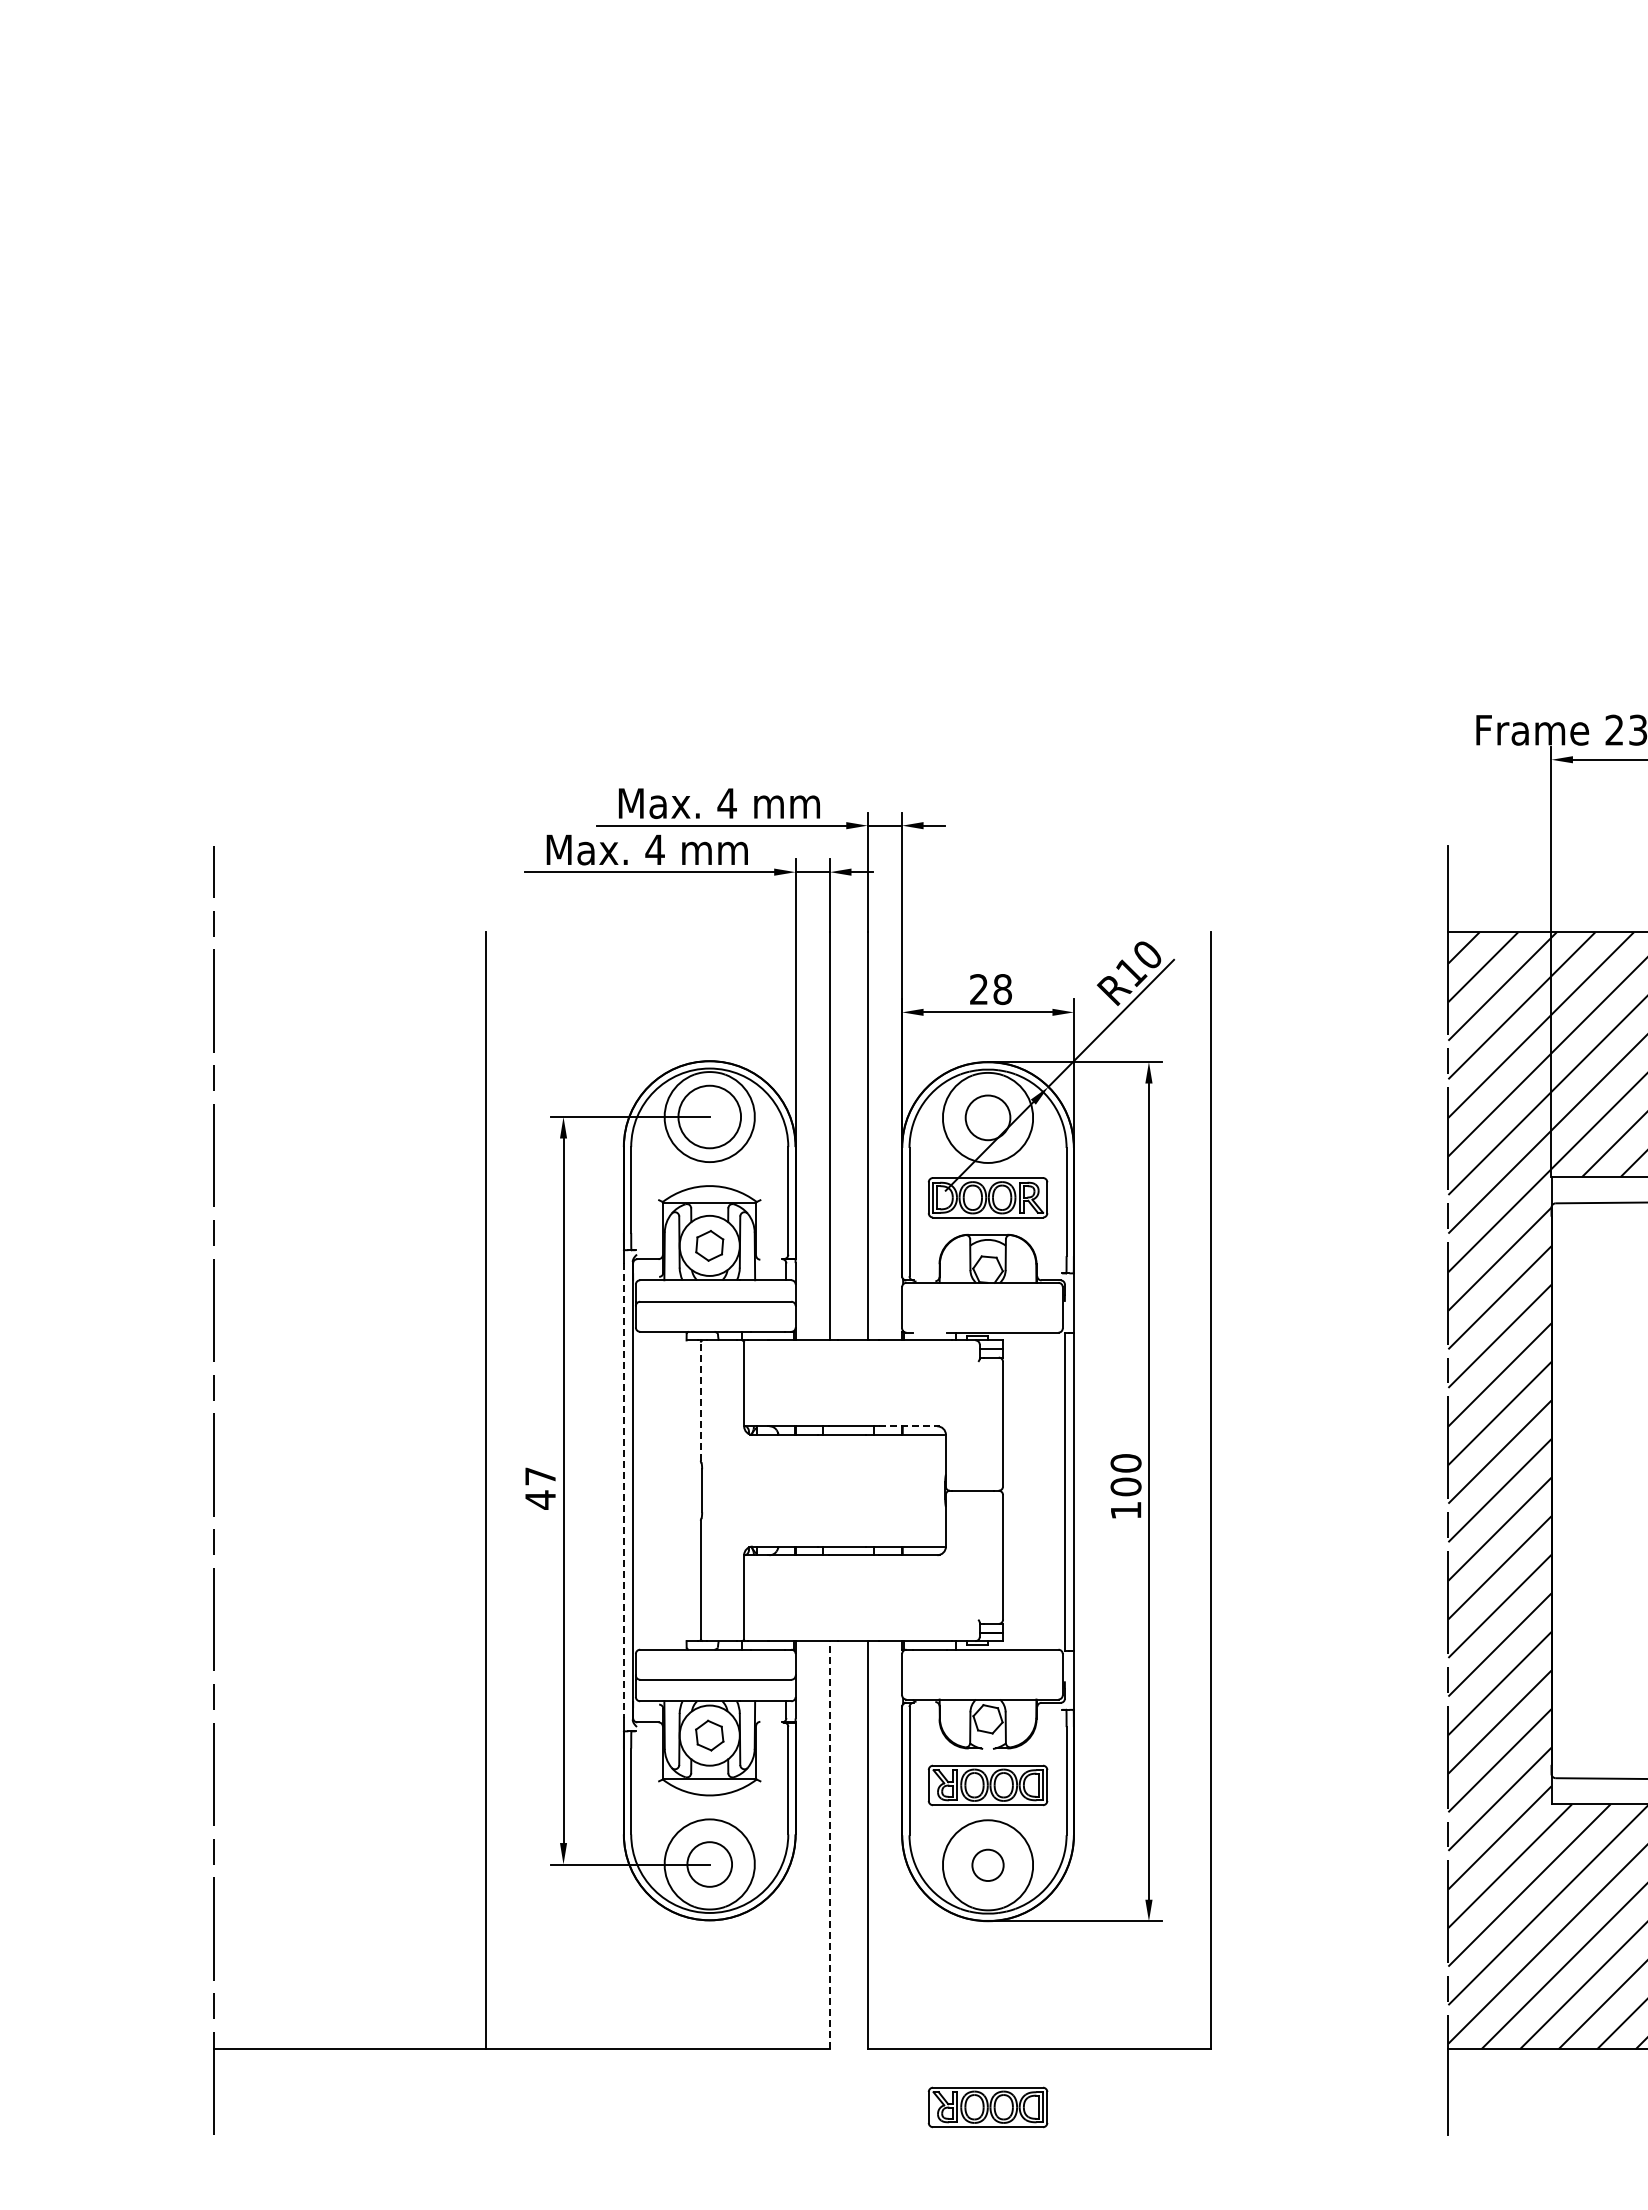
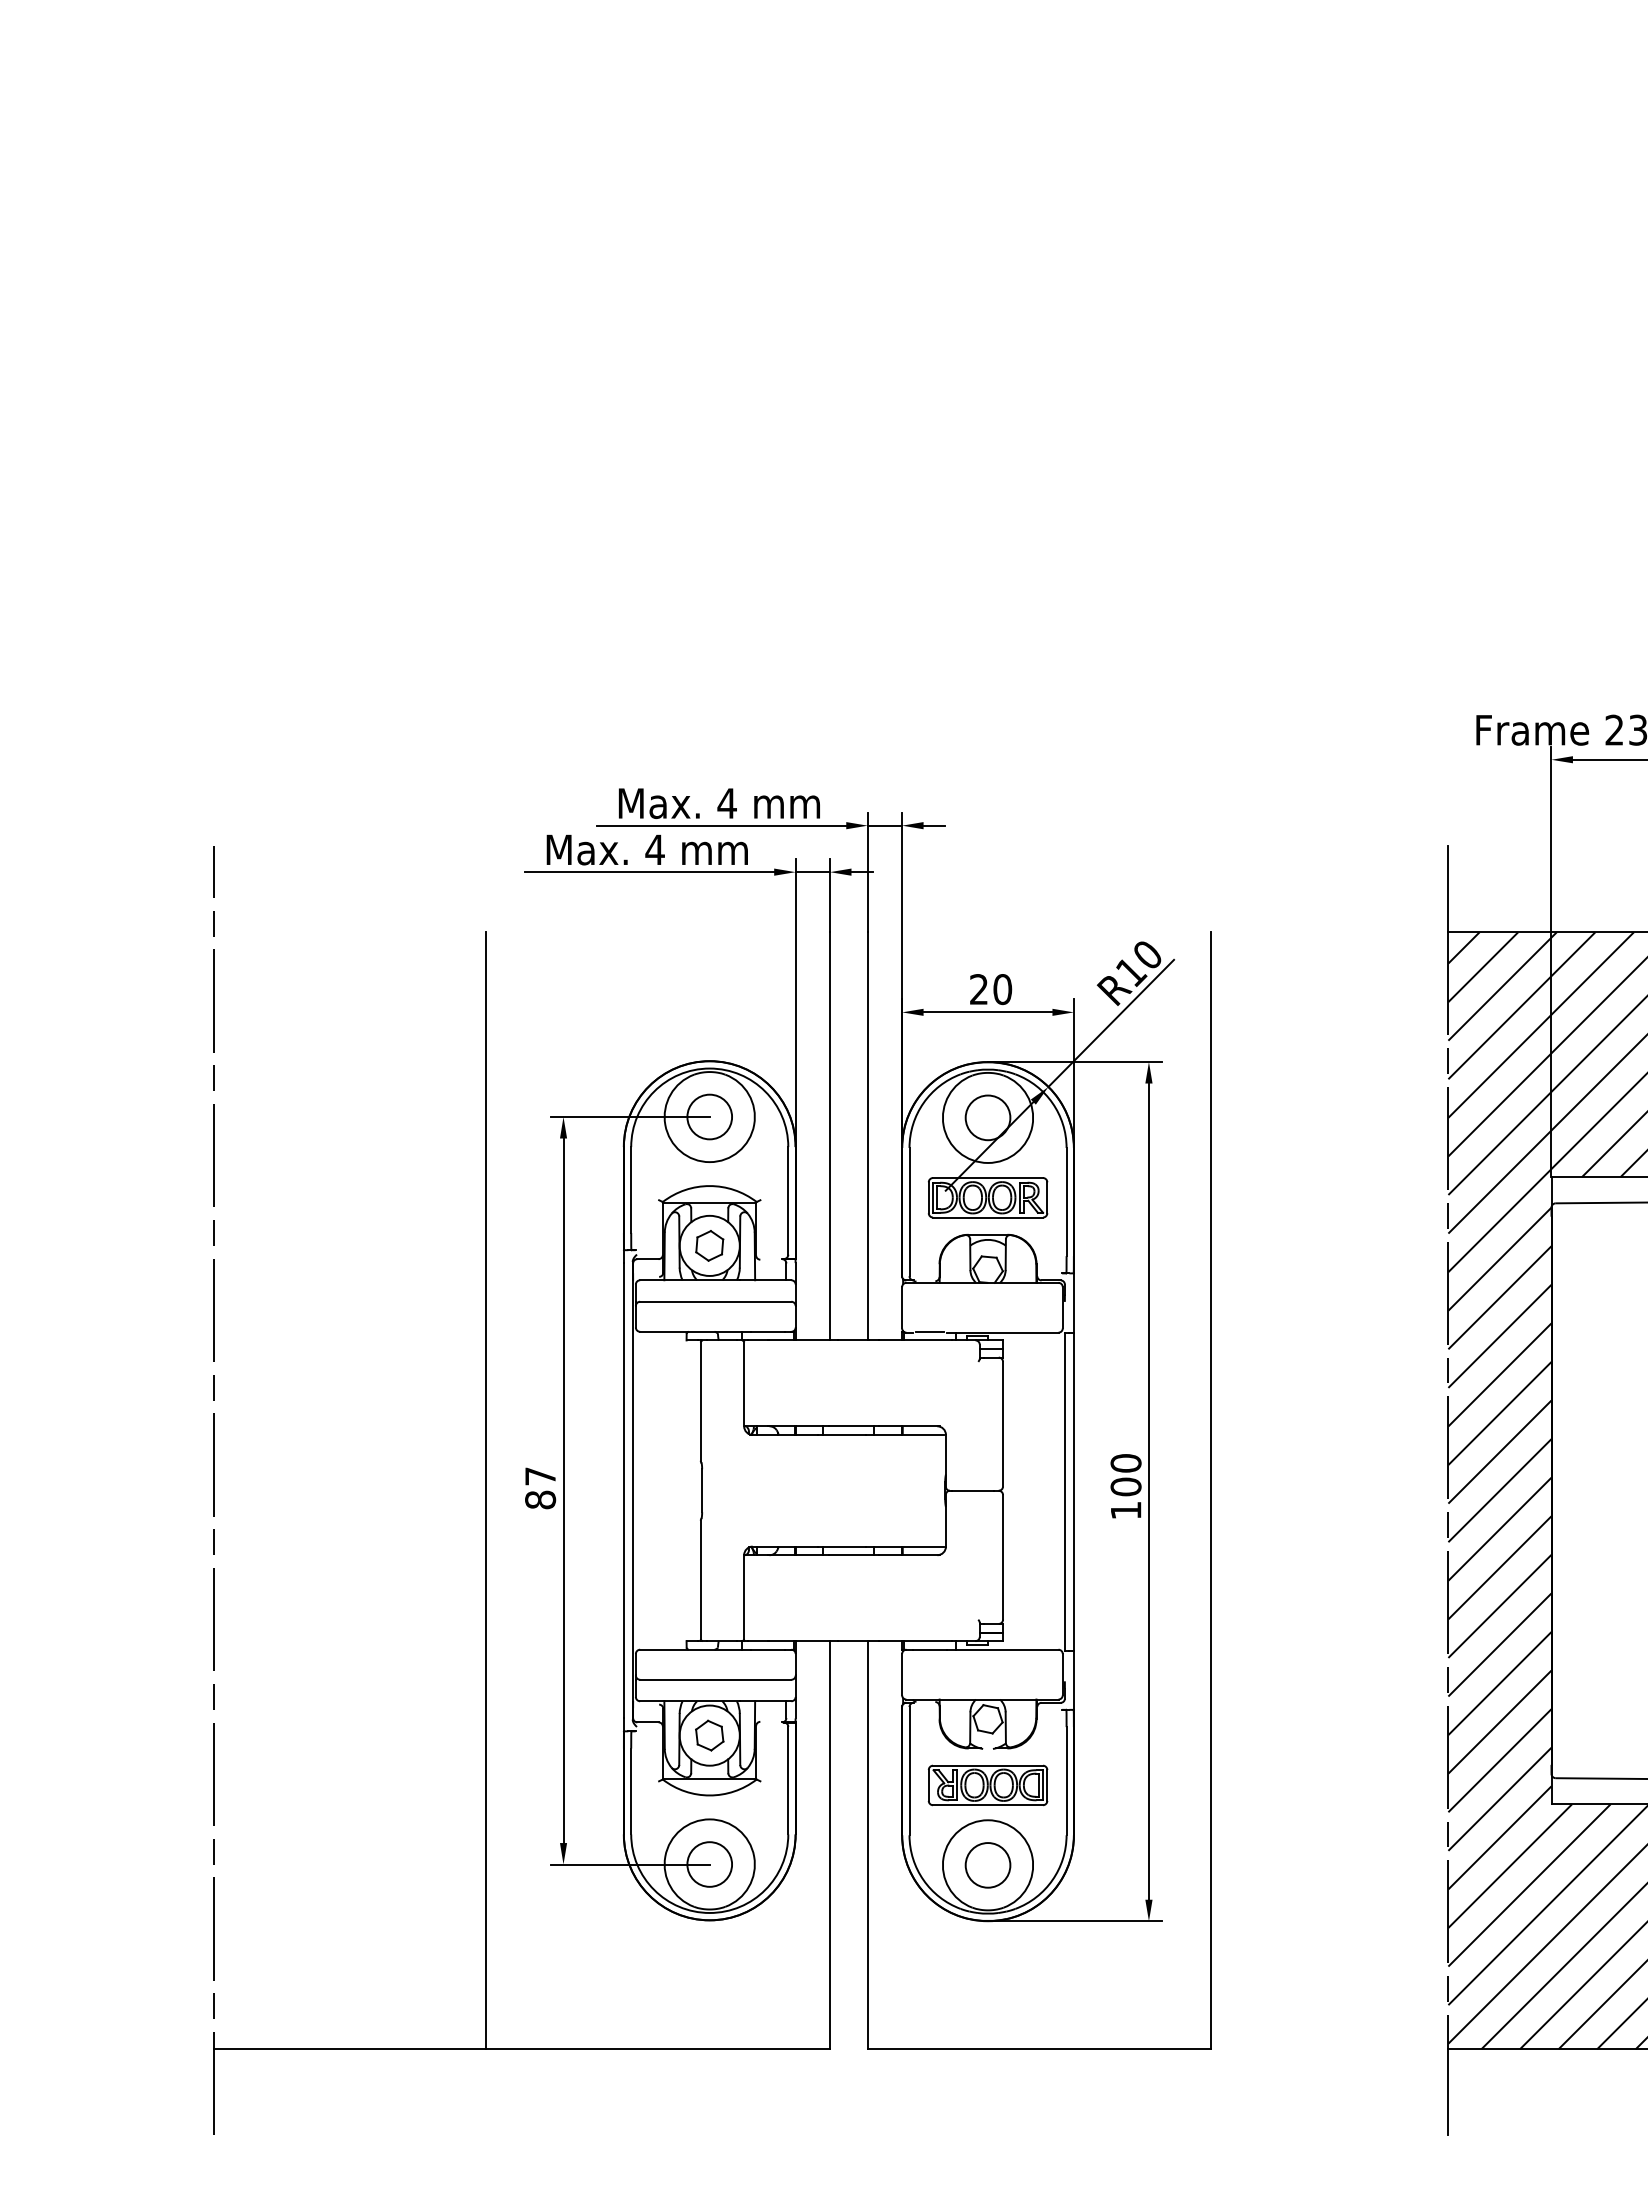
text: 28 -> 20 (1002, 989)
circle diameter: 63 px -> 45 px (709, 1116)
line: none -> present (929, 1331)
line: dashed -> solid (700, 1401)
line: dashed -> solid (909, 1426)
line: dashed -> solid (623, 1490)
text: 47 -> 87 (540, 1499)
line: dashed -> solid (830, 1844)
circle diameter: 31 px -> 45 px (987, 1865)
part: present -> none (987, 2107)
